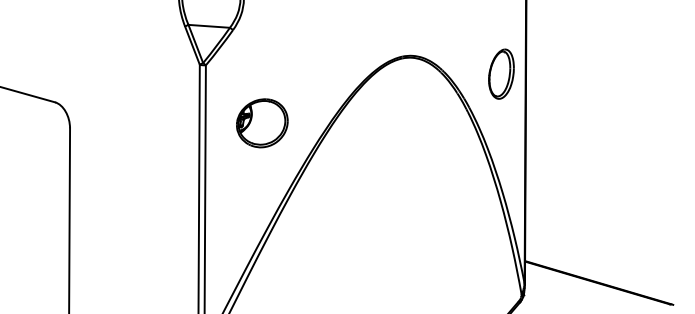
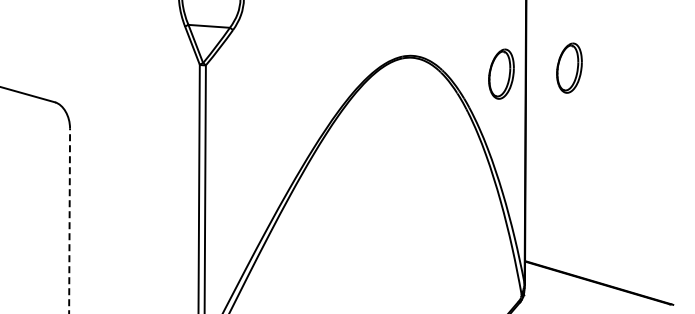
part: none -> present (569, 67)
part: present -> none (262, 123)
line: solid -> dashed (69, 220)
